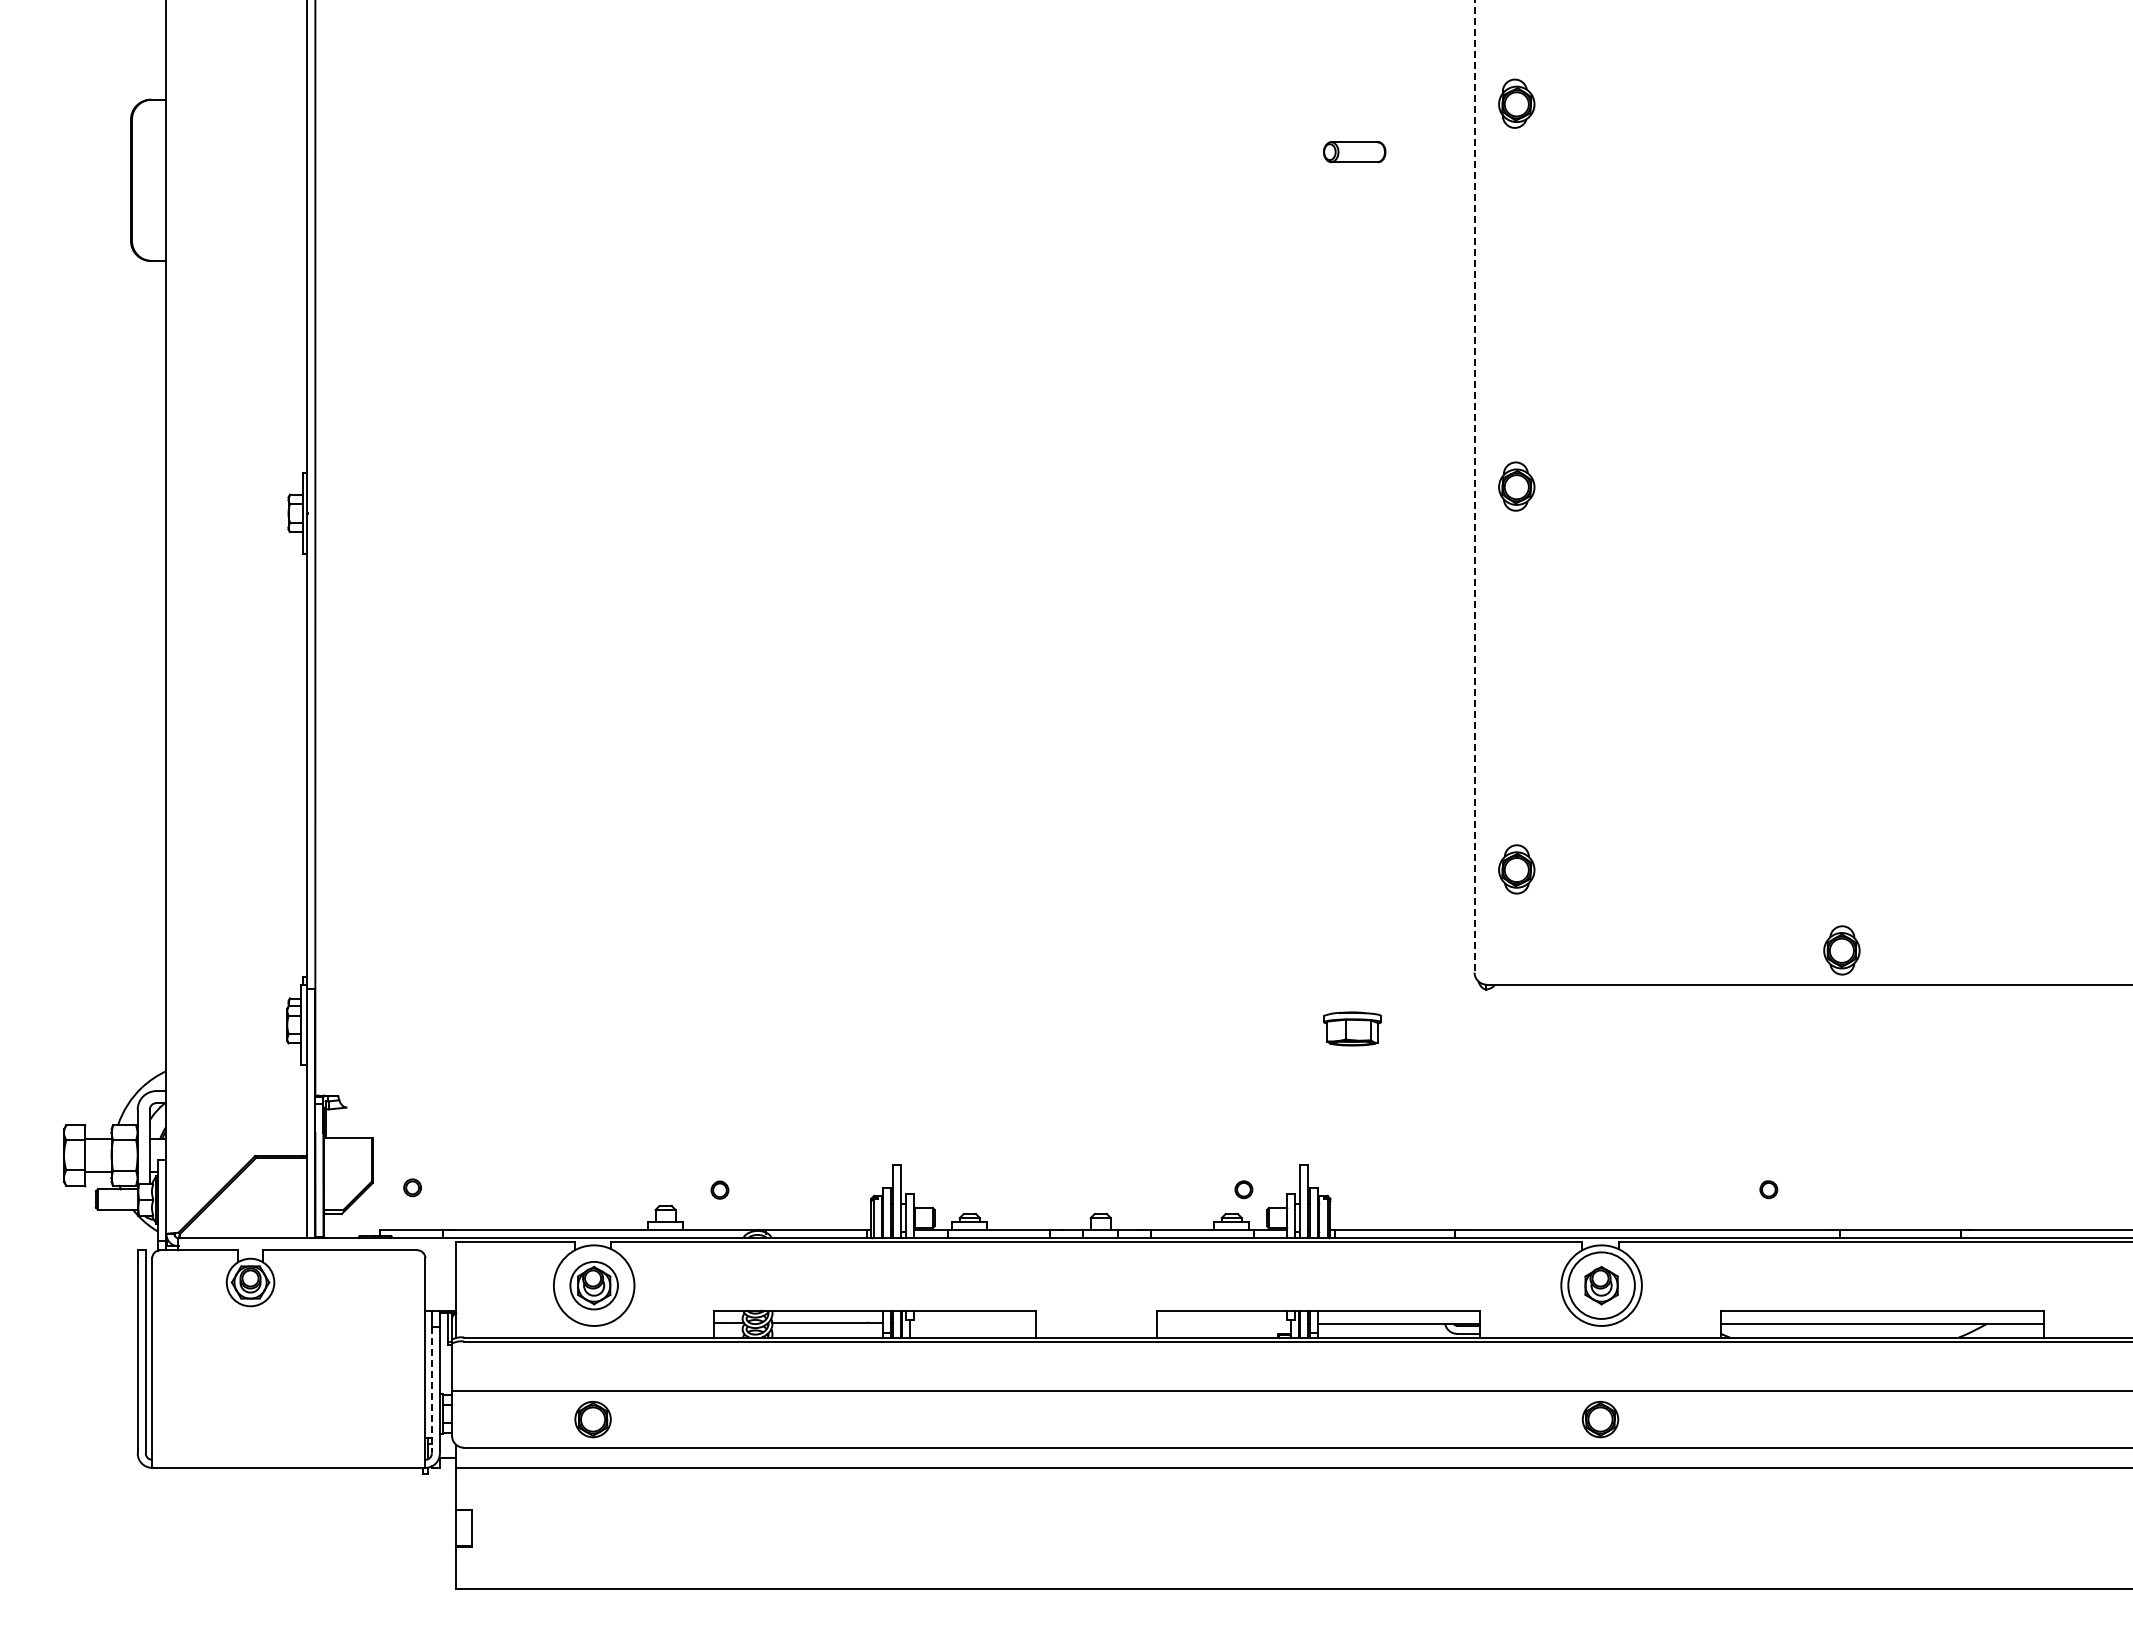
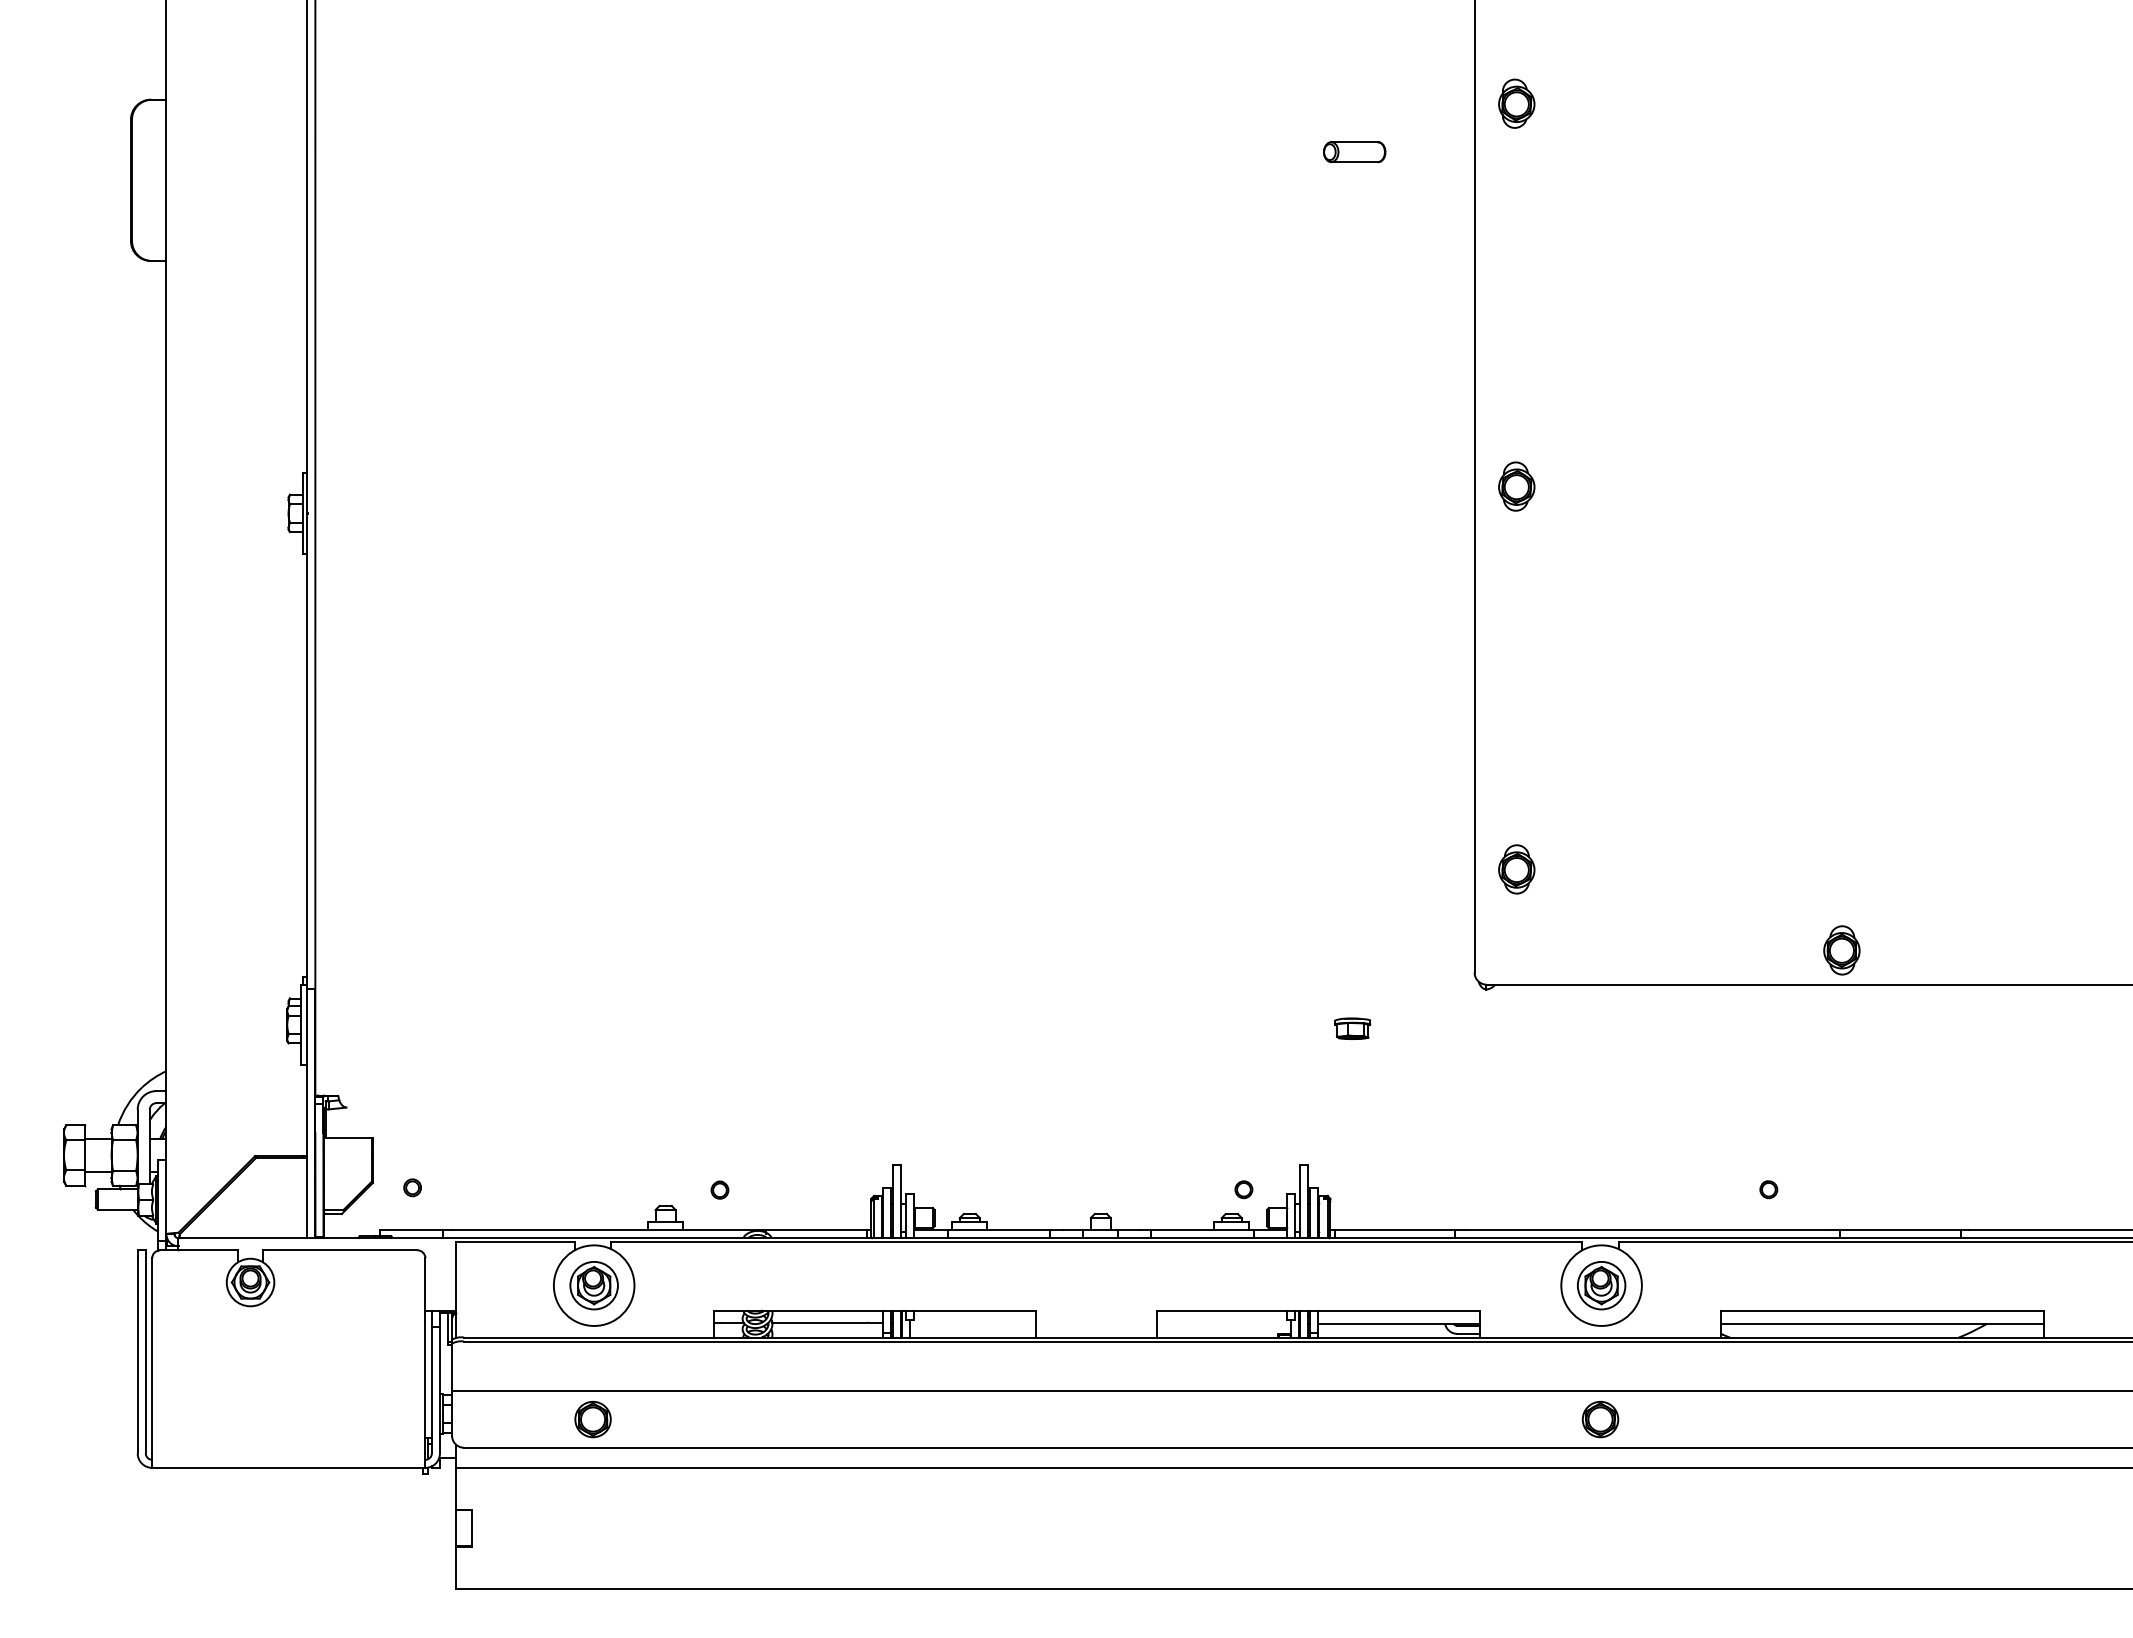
line: dashed -> solid (1474, 486)
part size: 59x36 px -> 38x23 px (1352, 1028)
circle diameter: 67 px -> 48 px (1601, 1285)
line: dashed -> solid (431, 1390)
